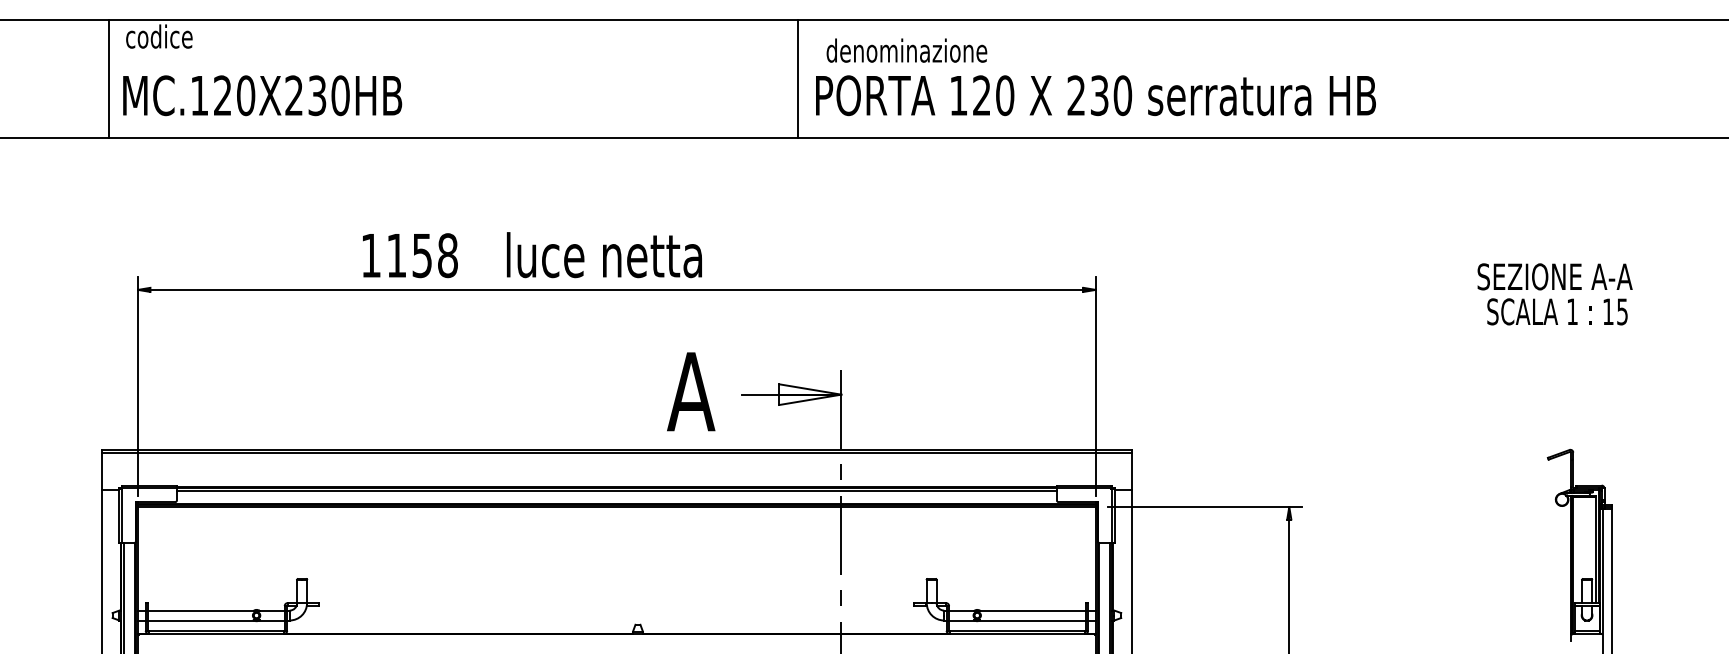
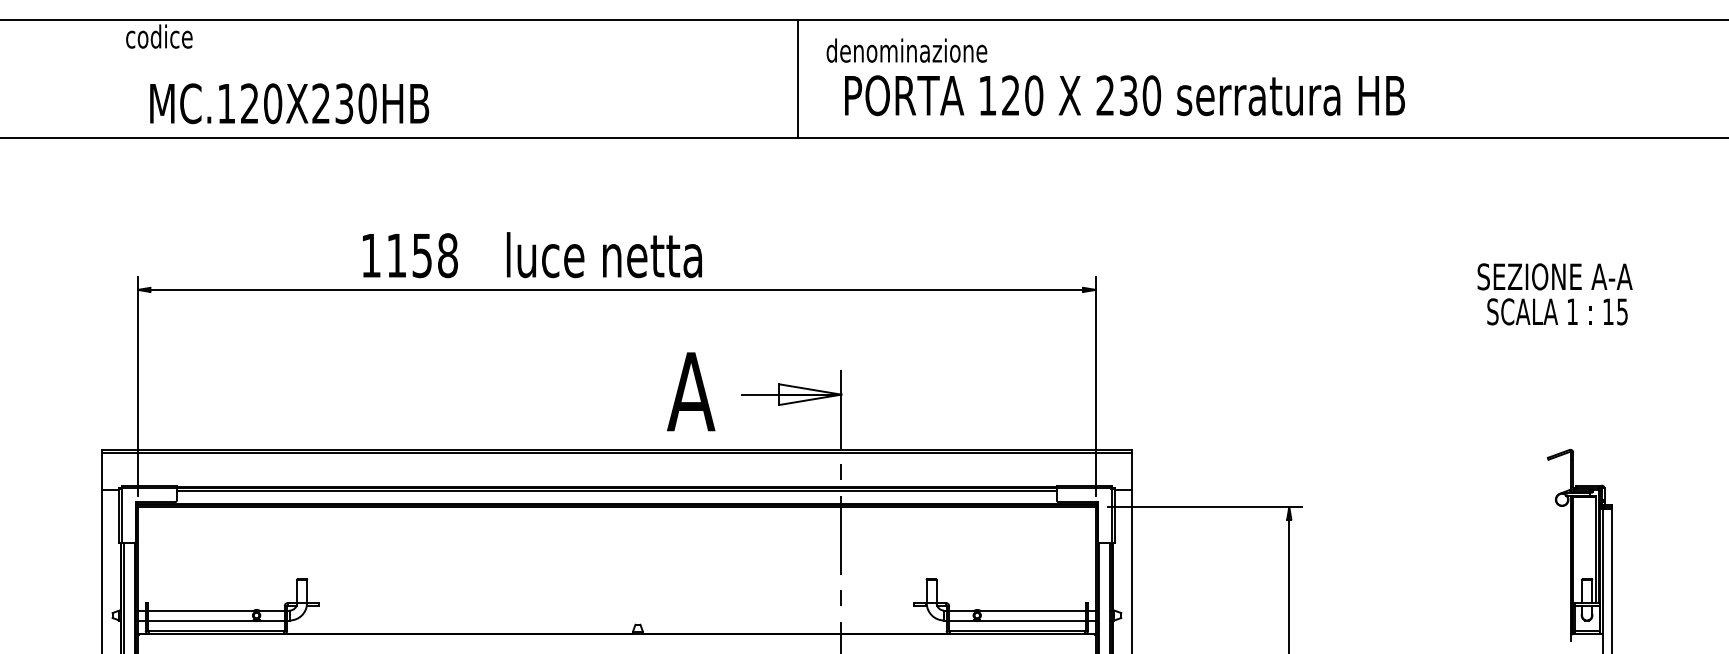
line: present -> none (109, 78)
text position: (262, 95) -> (289, 103) (289, 103)
text position: (1095, 95) -> (1124, 95) (1124, 95)
